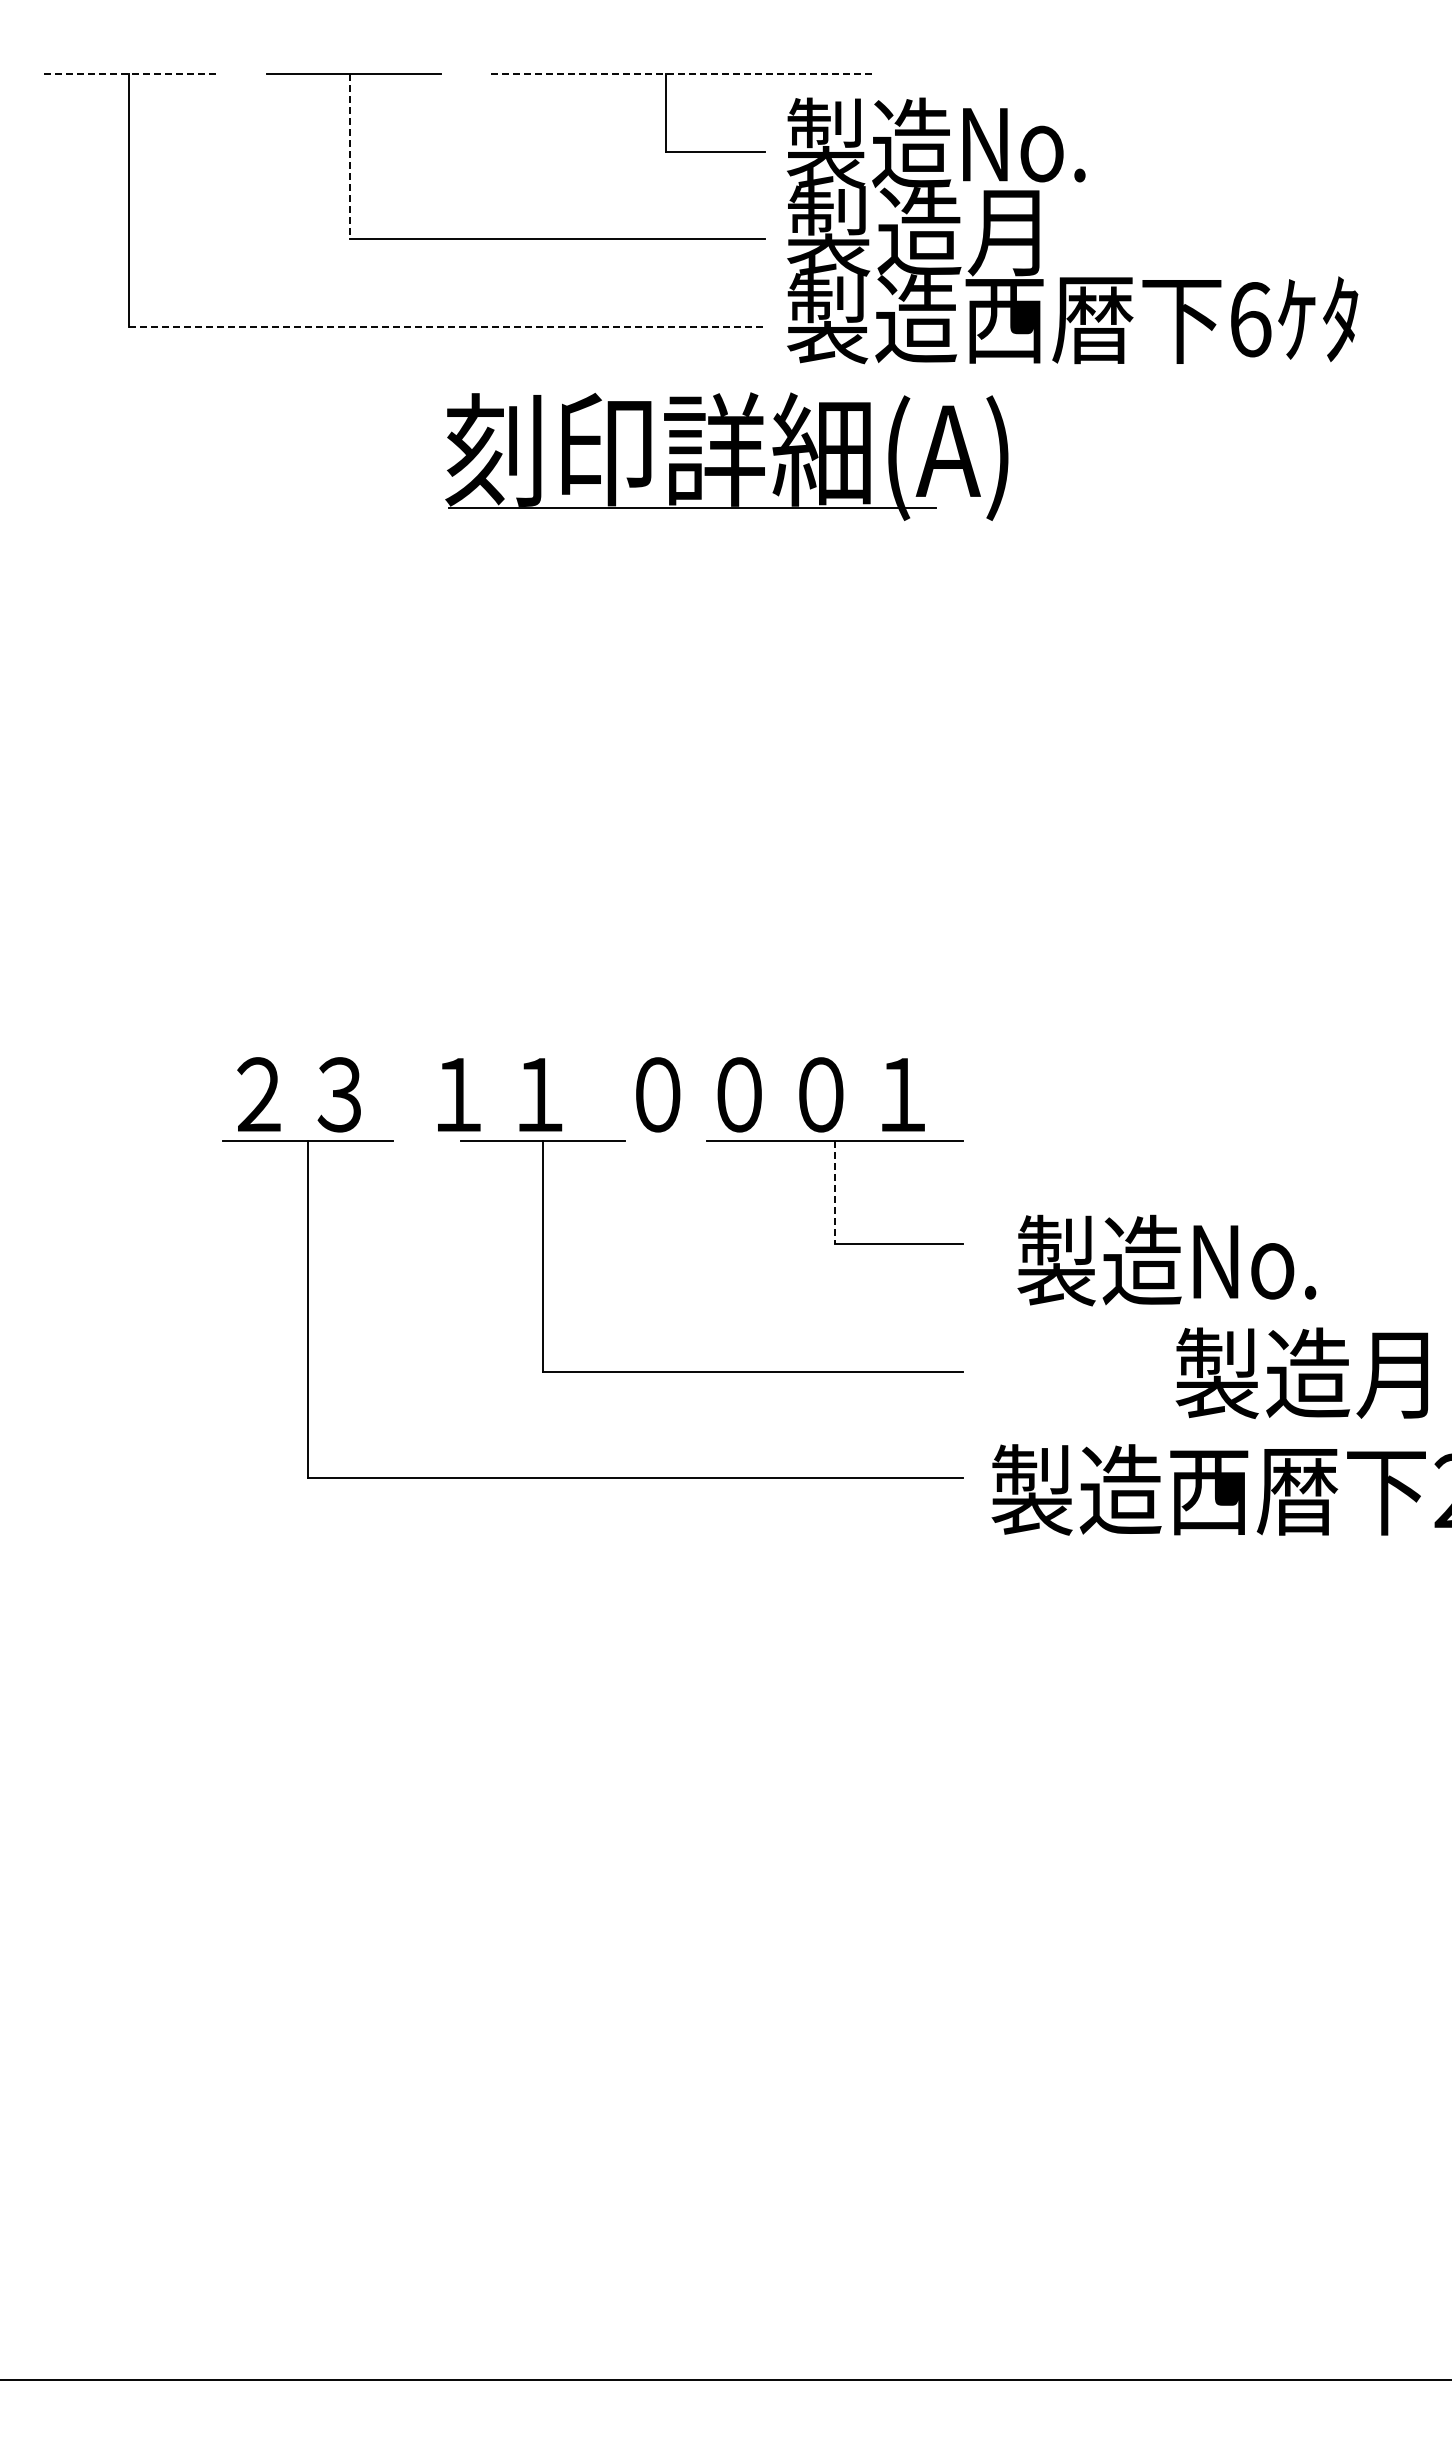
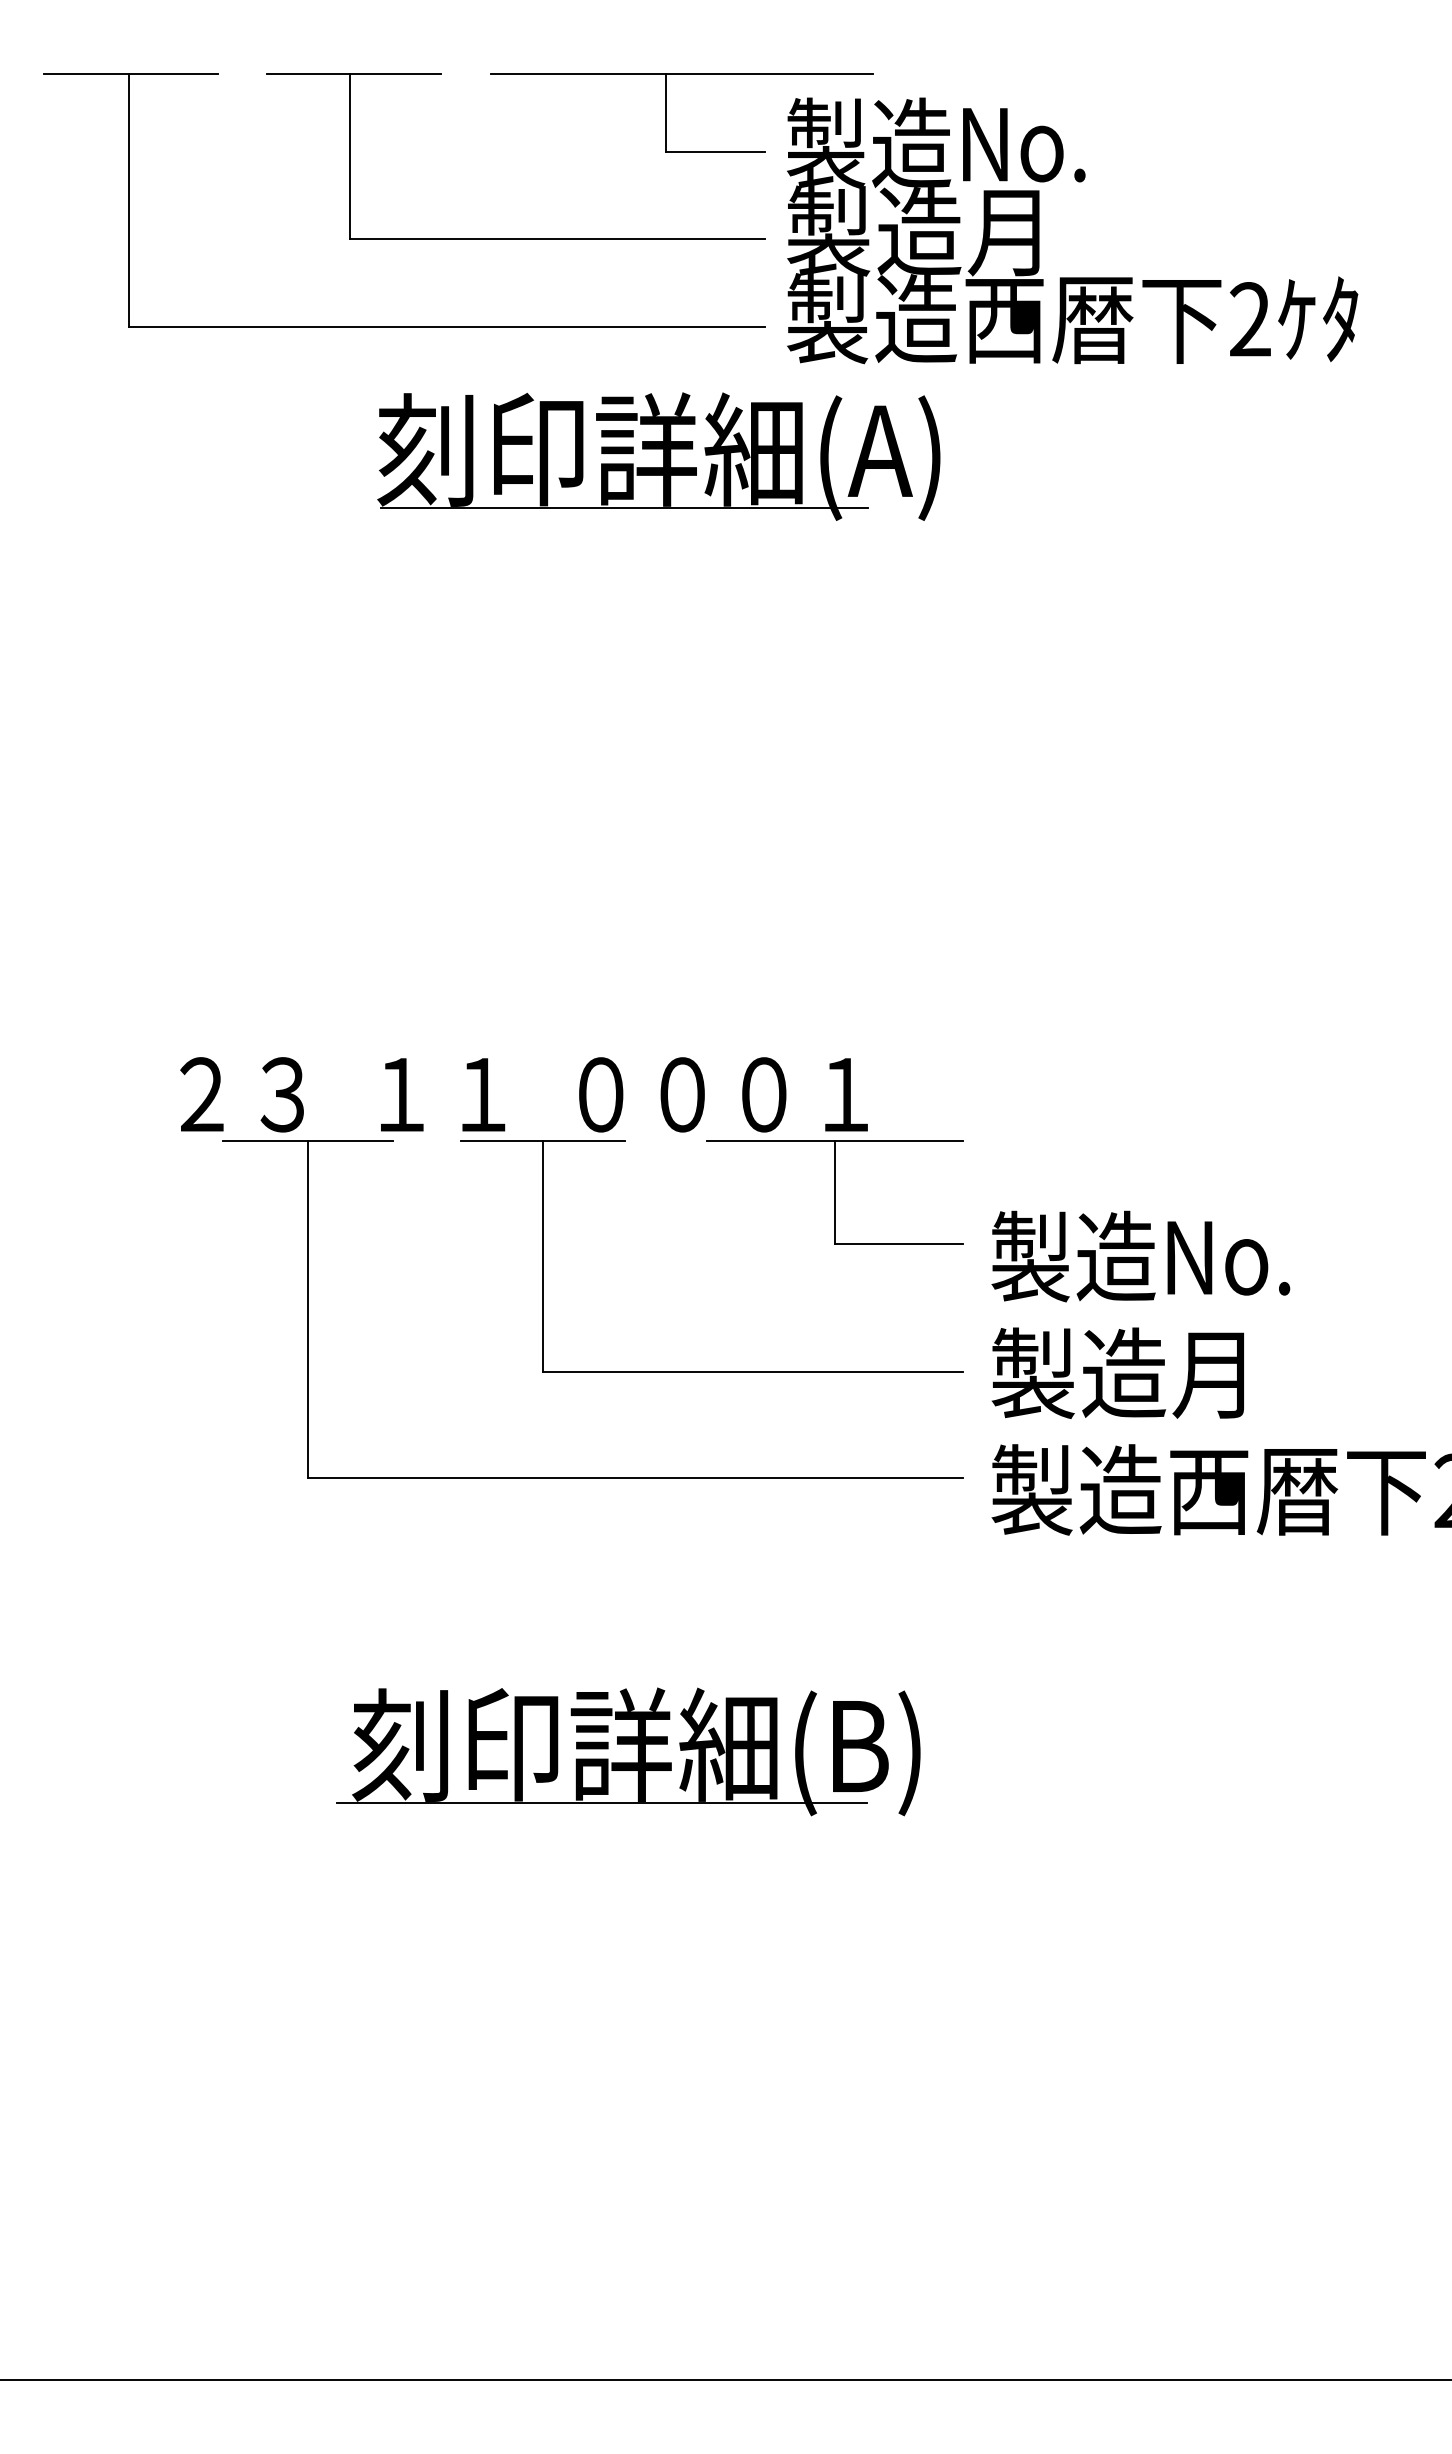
line: dashed -> solid (131, 73)
line: dashed -> solid (681, 73)
line: dashed -> solid (349, 156)
text: 6 -> 2 (1250, 319)
line: dashed -> solid (447, 326)
part position: (726, 456) -> (658, 456) (658, 456)
text position: (580, 1094) -> (523, 1094) (523, 1094)
line: dashed -> solid (834, 1192)
text position: (1166, 1260) -> (1140, 1256) (1140, 1256)
text position: (1301, 1372) -> (1117, 1372) (1117, 1372)
part: none -> present (628, 1744)
